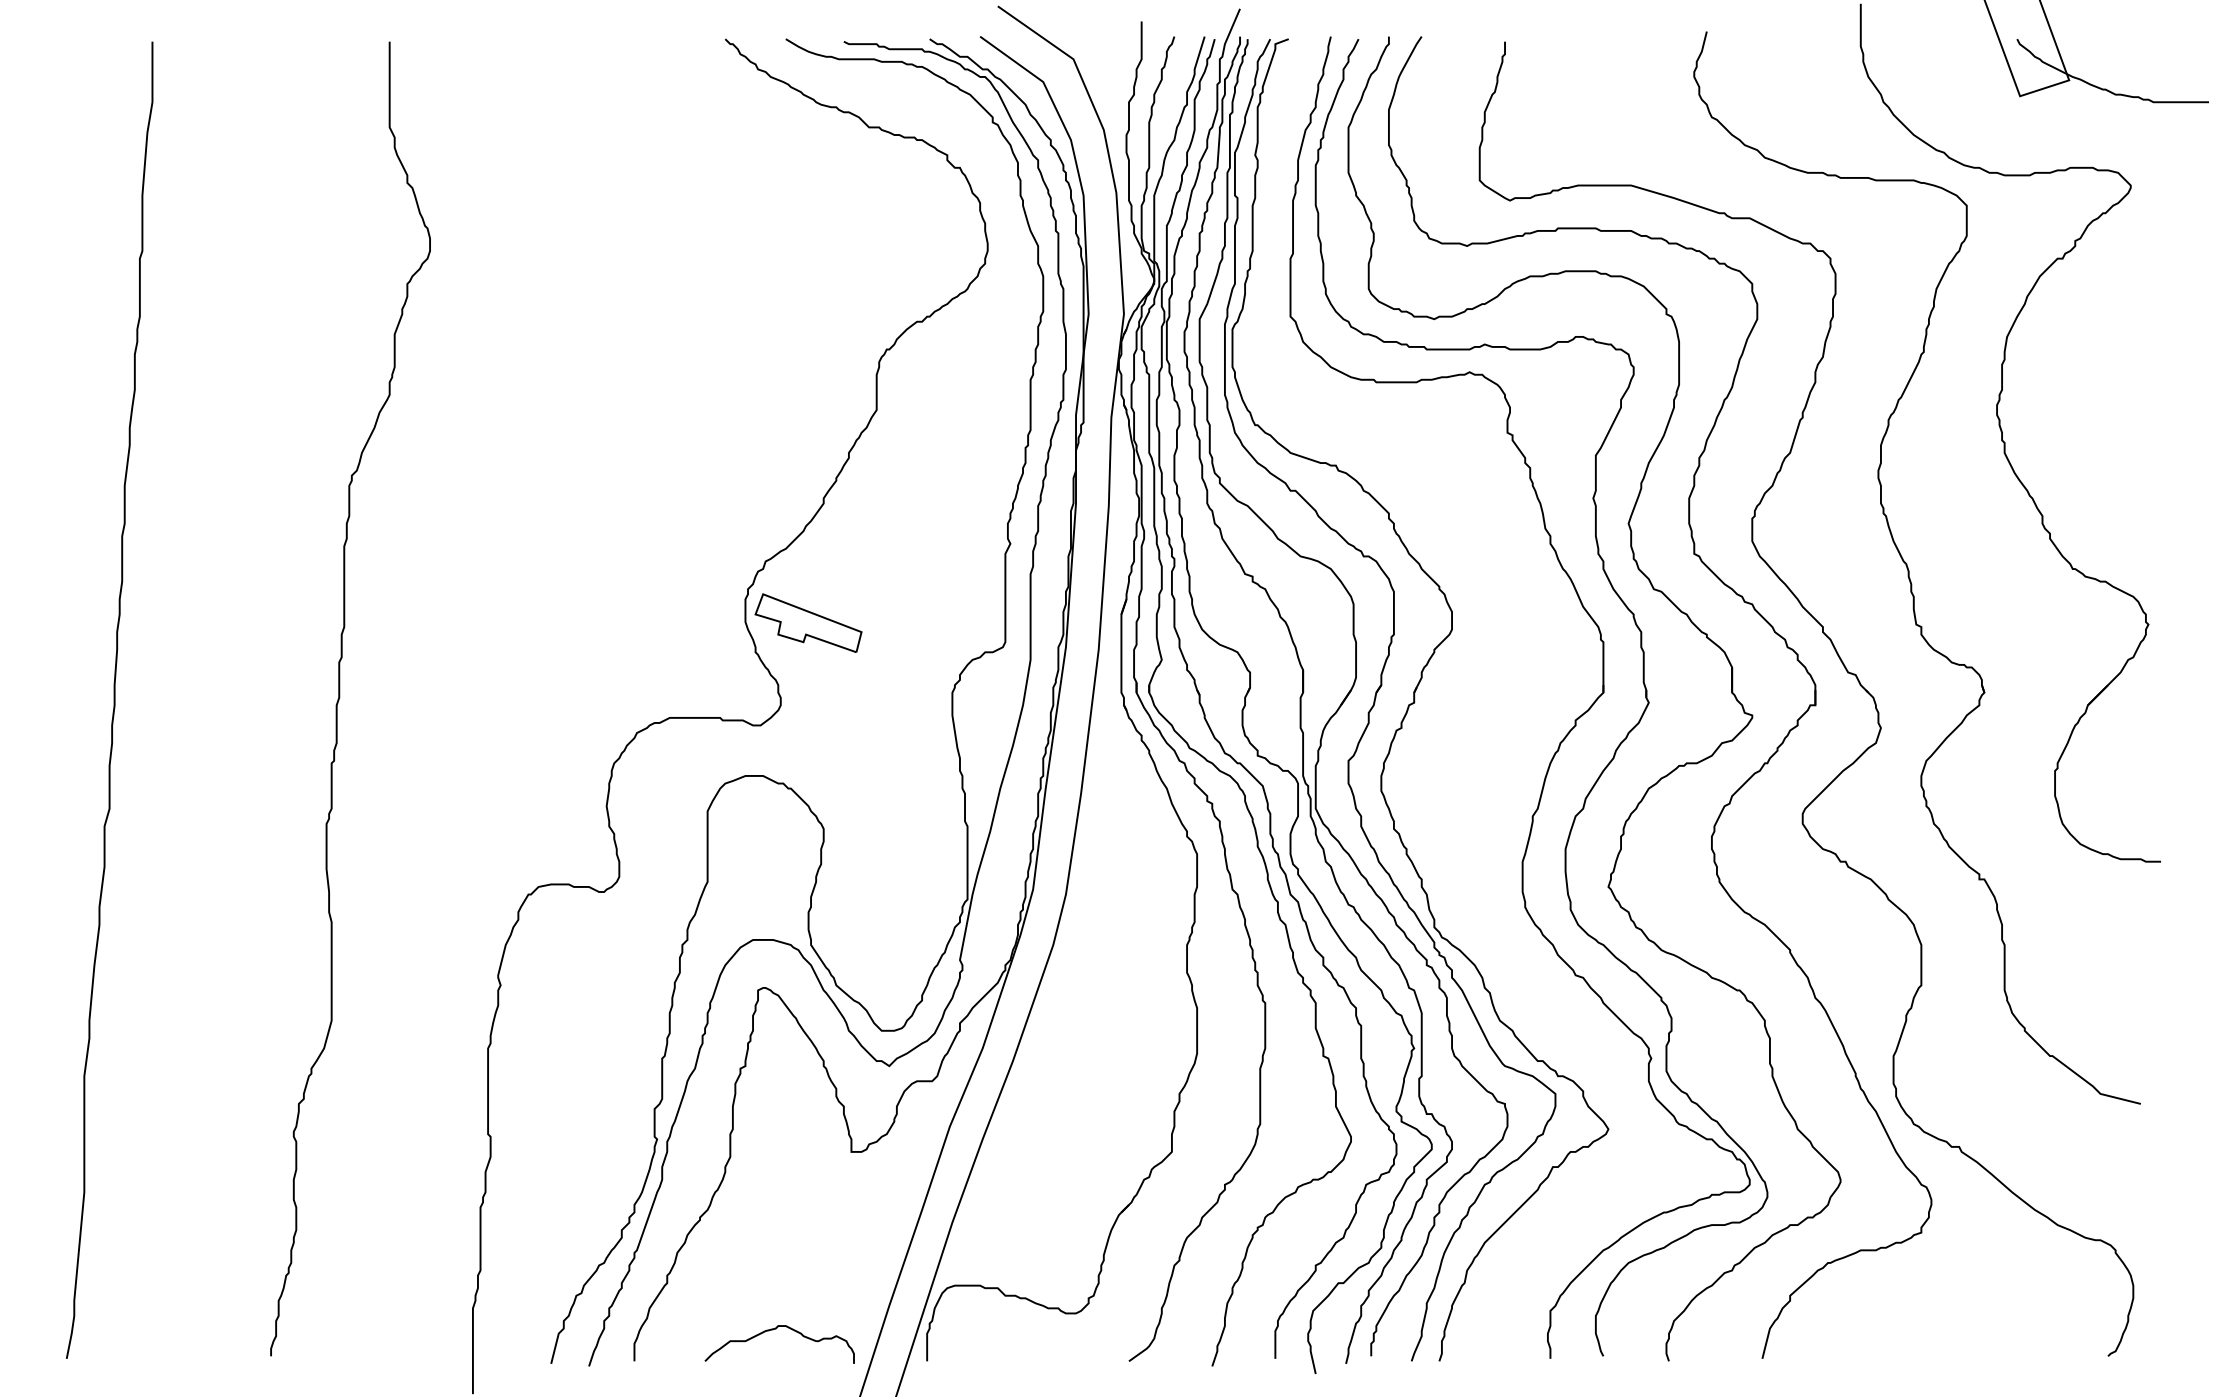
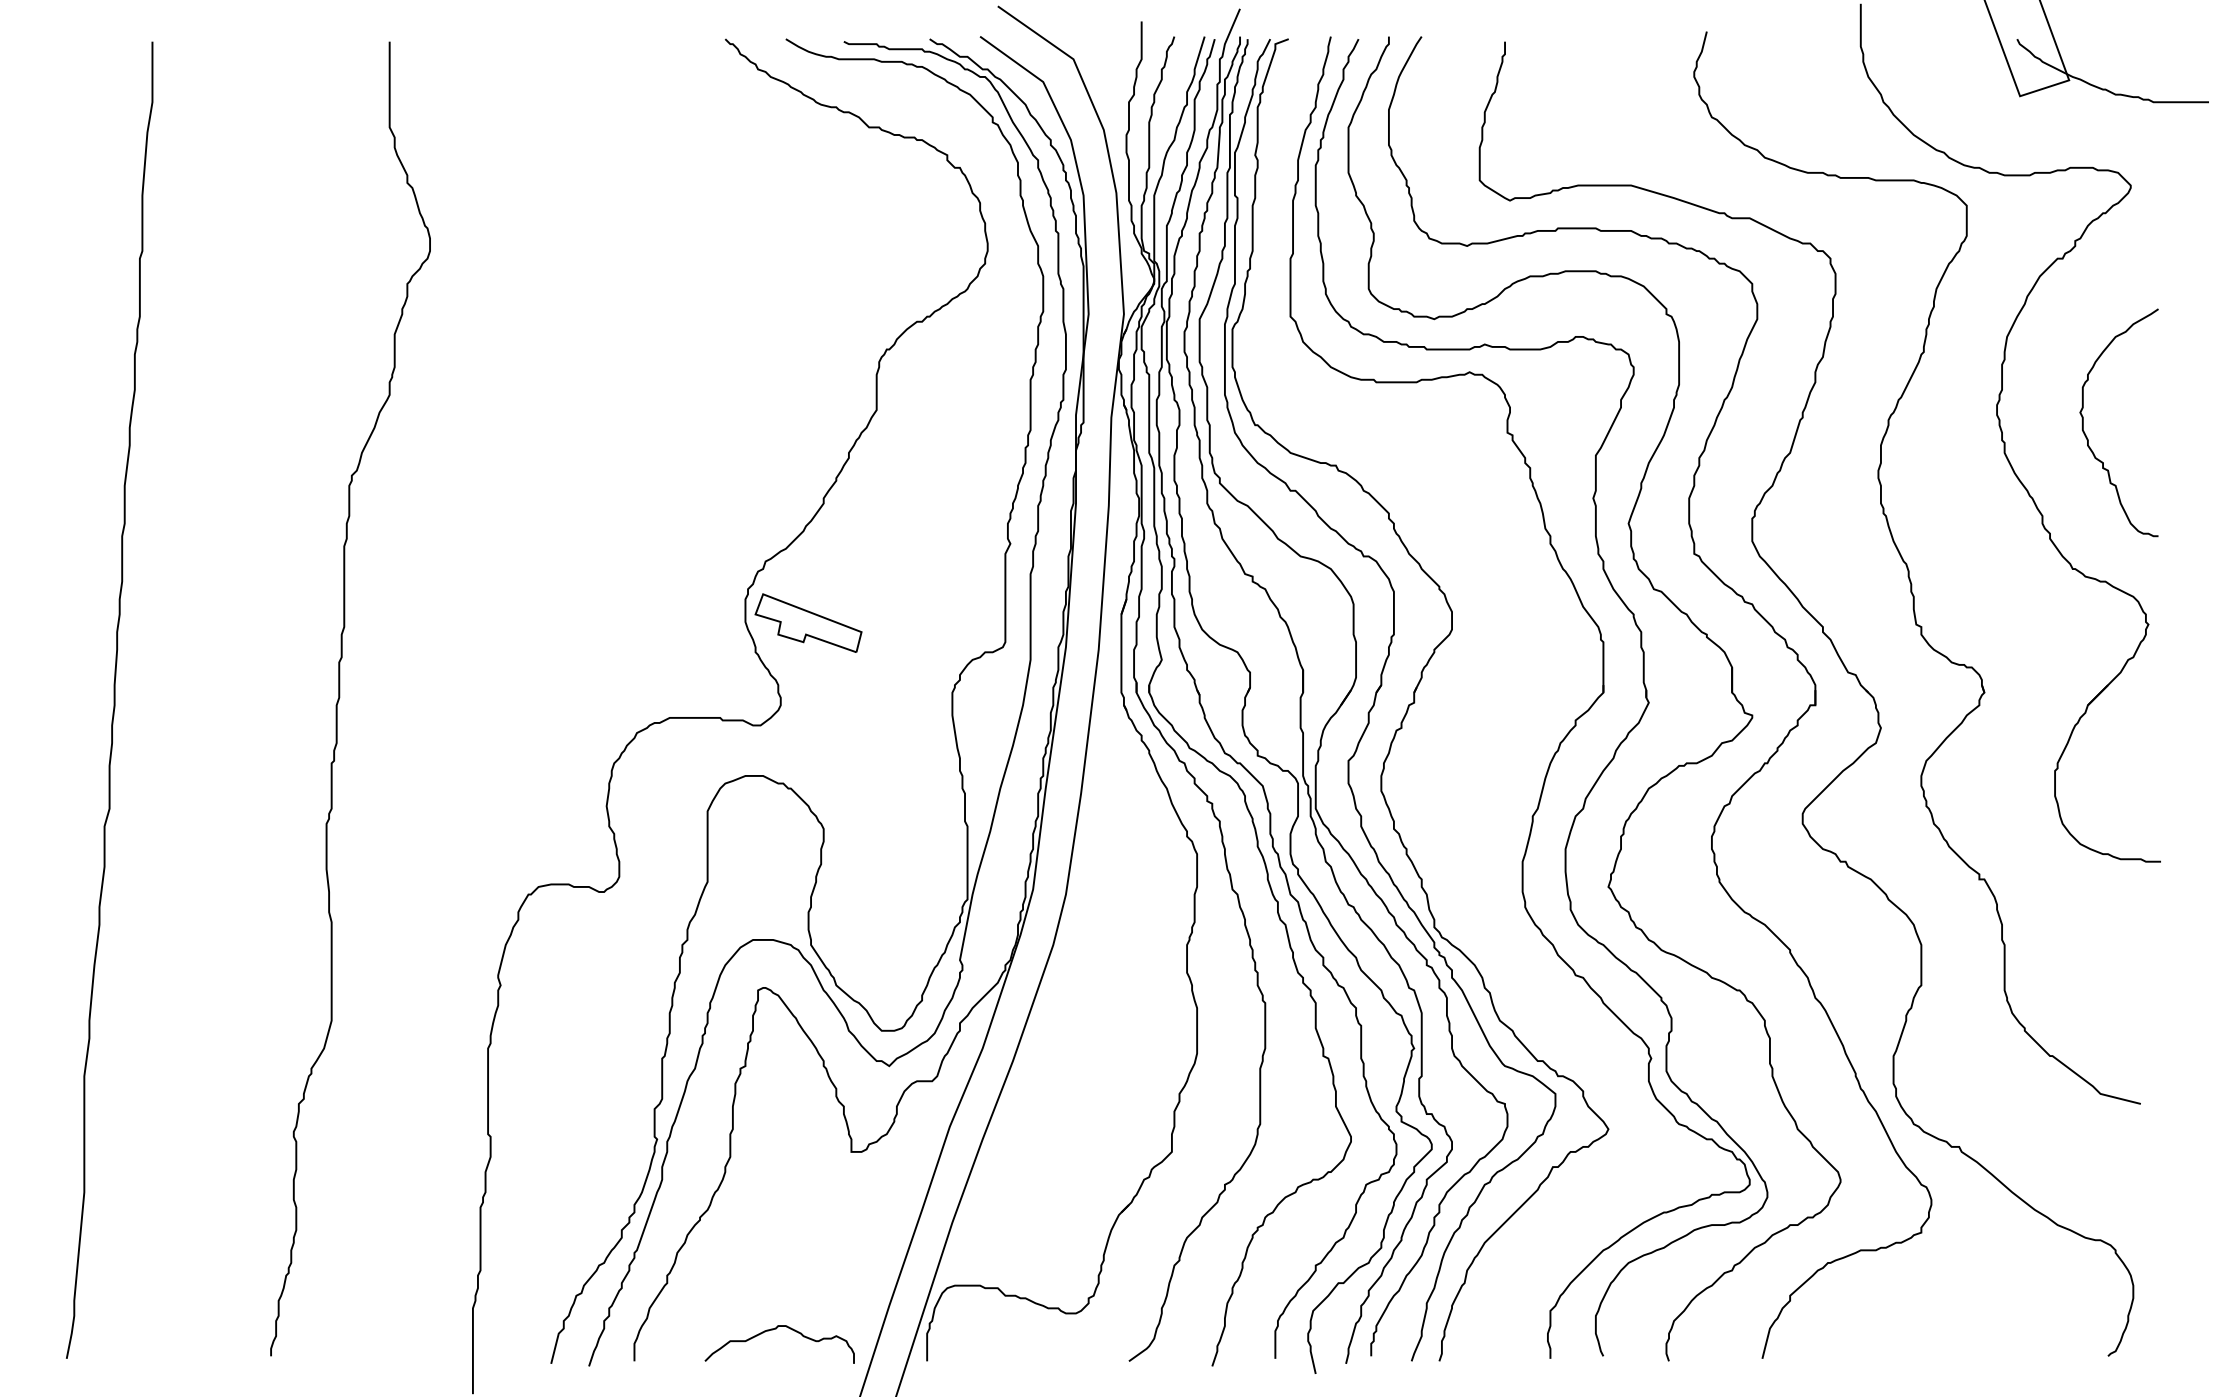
curve: none -> present (2087, 437)
